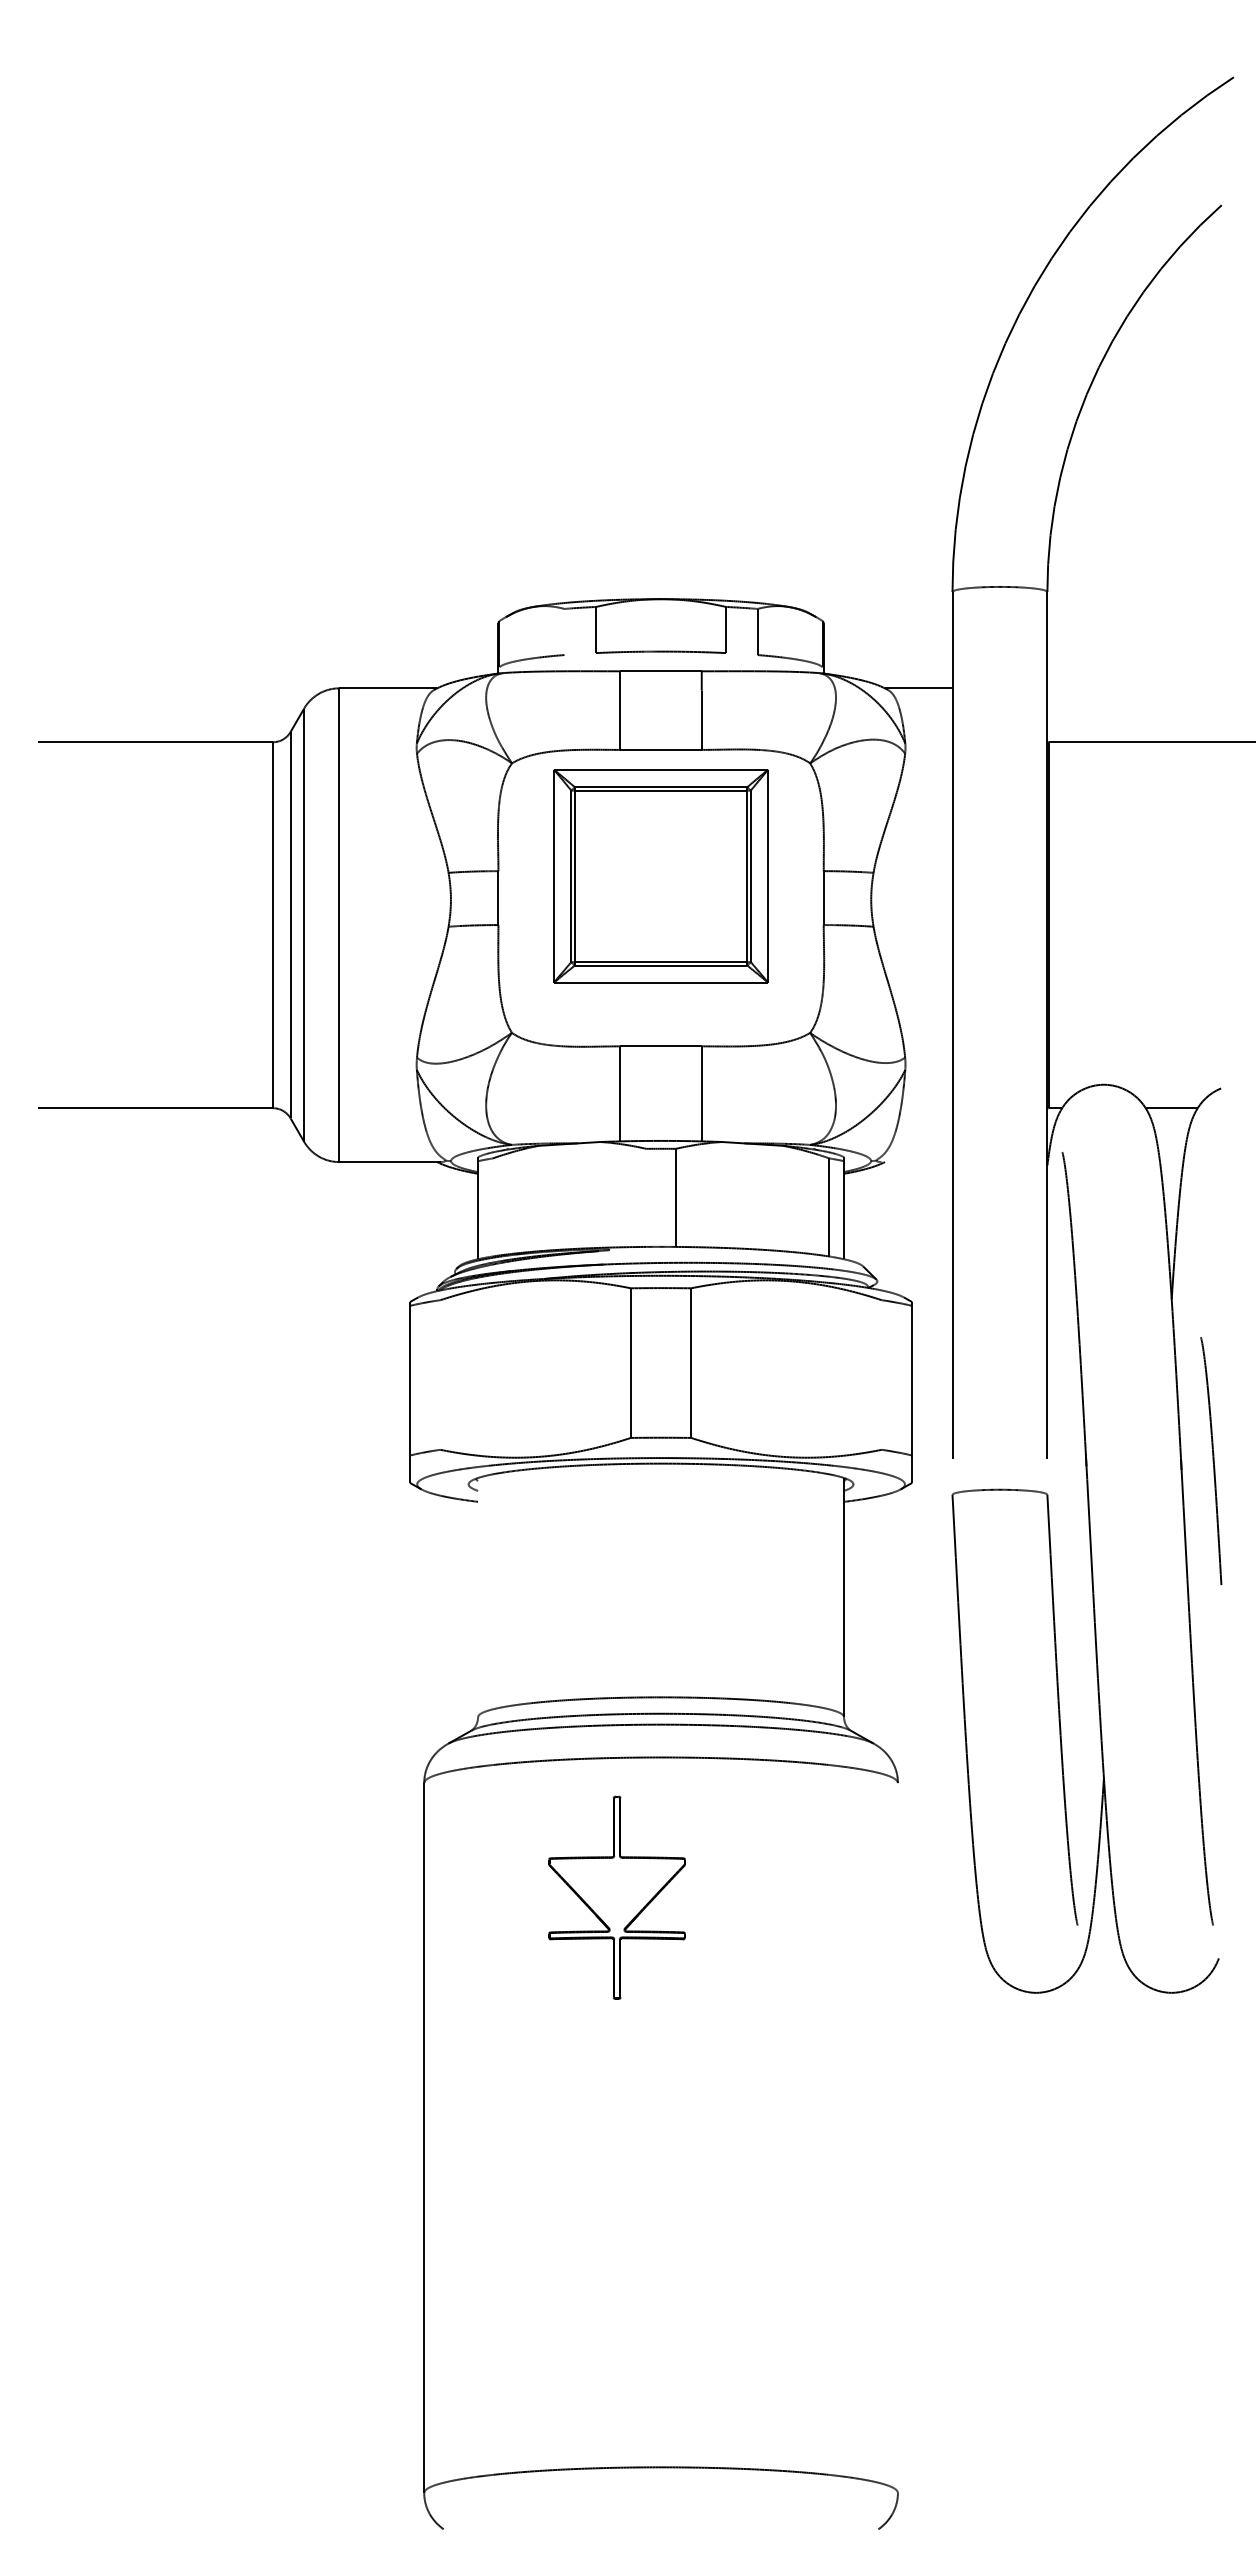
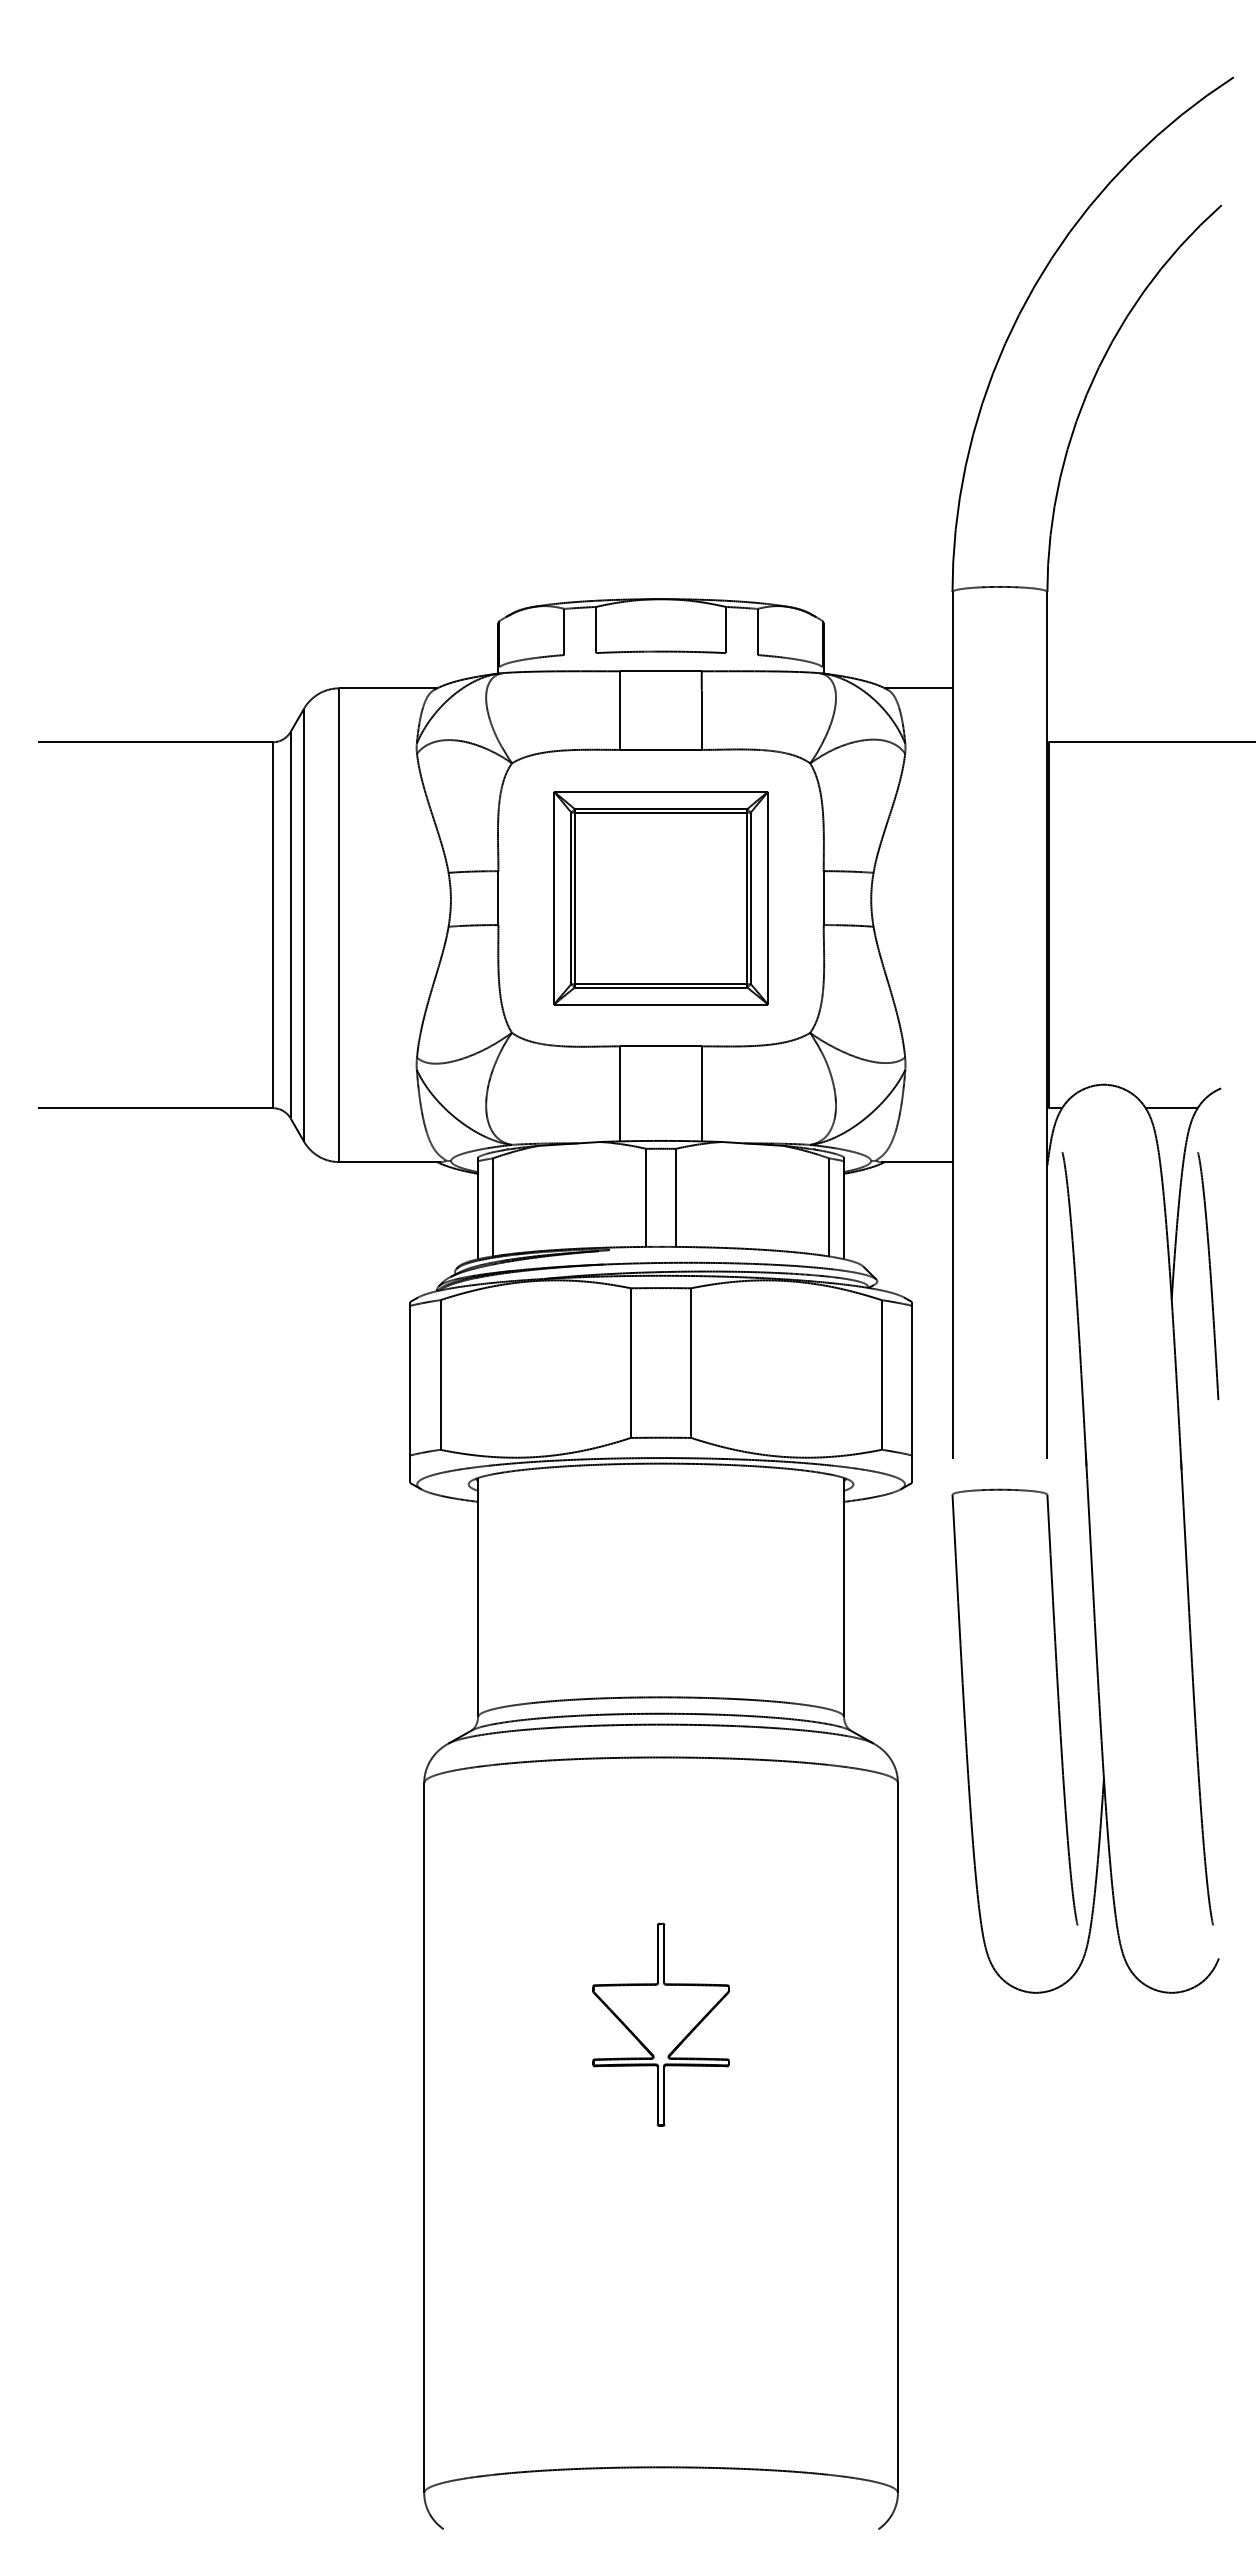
line: none -> present (564, 631)
part position: (660, 876) -> (660, 898) (660, 898)
line: none -> present (916, 1162)
line: none -> present (646, 1197)
line: none -> present (492, 1207)
line: none -> present (440, 1374)
line: none -> present (881, 1374)
curve position: (1212, 1461) -> (1209, 1276) (1209, 1276)
line: none -> present (478, 1597)
part position: (616, 1897) -> (660, 2024) (660, 2024)
line: none -> present (897, 2137)
